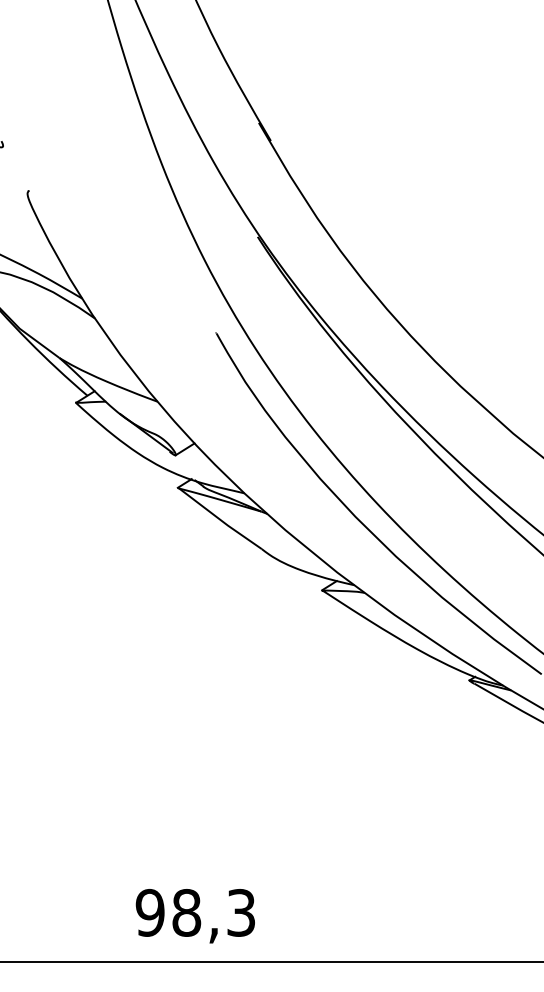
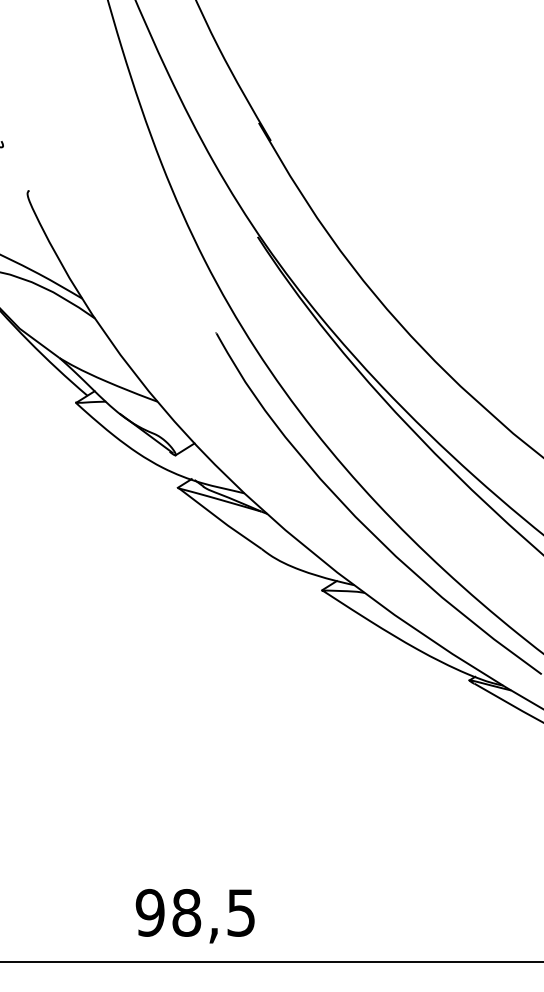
text: 98,3 -> 98,5 (241, 912)
